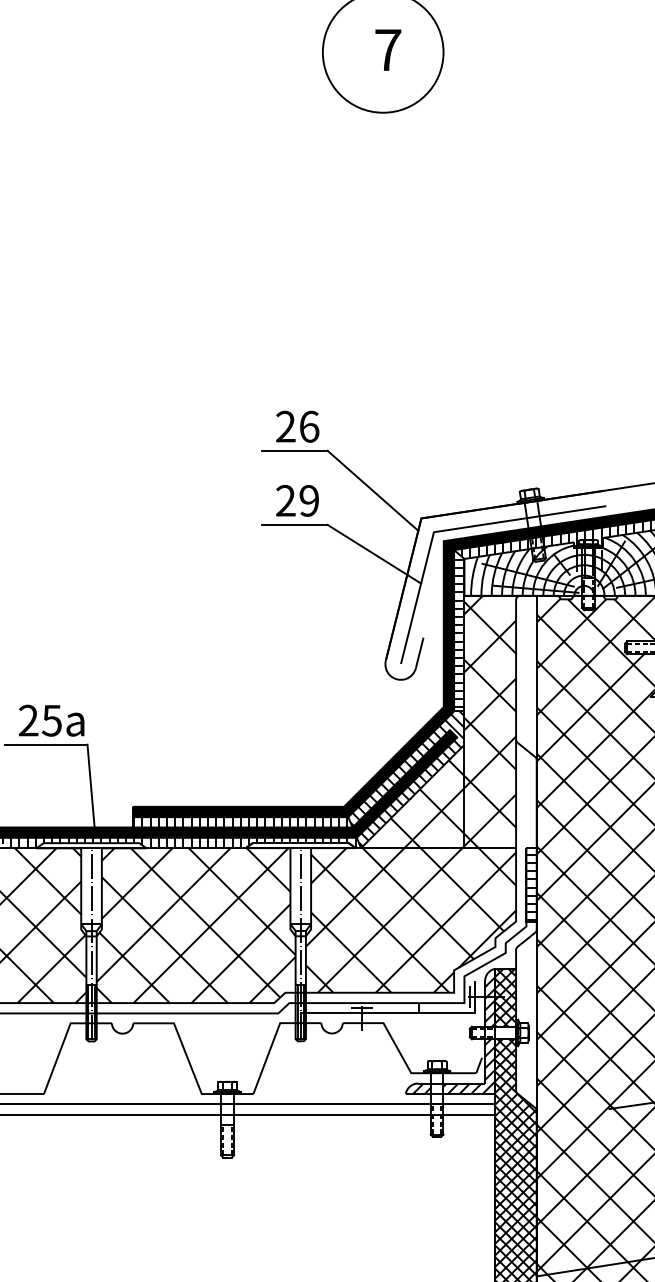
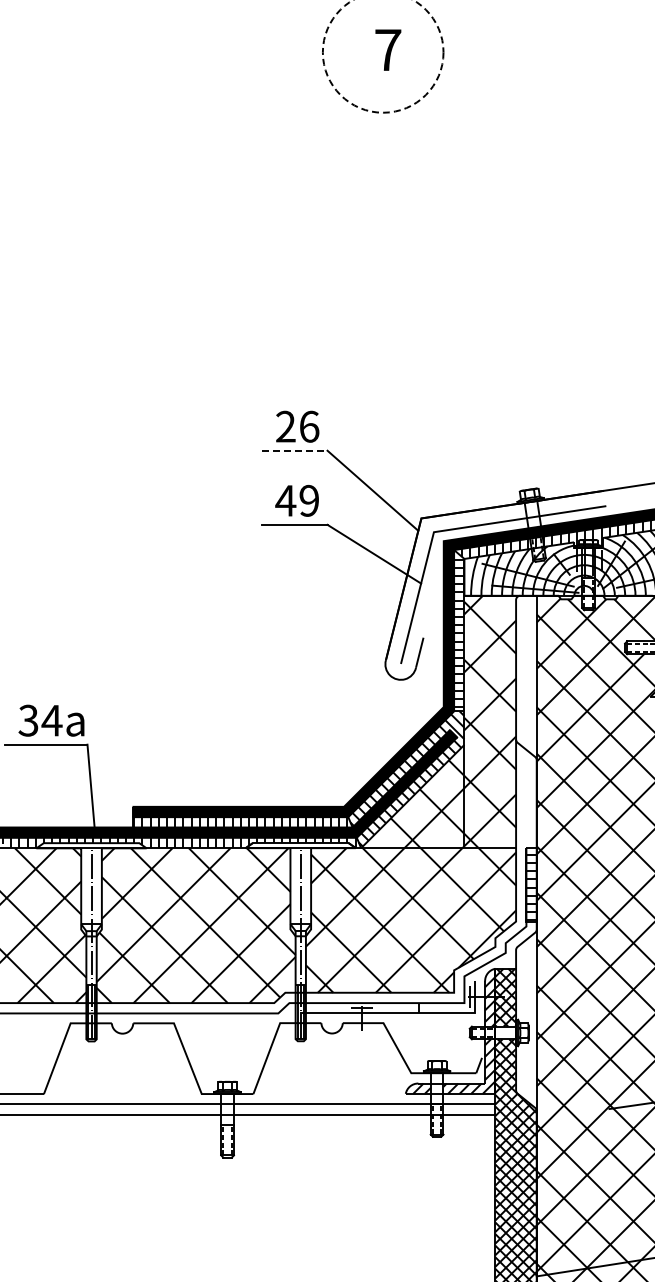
circle: solid -> dashed (382, 56)
line: solid -> dashed (294, 450)
text: 29 -> 49 (285, 500)
text: 25 -> 34 (40, 720)
